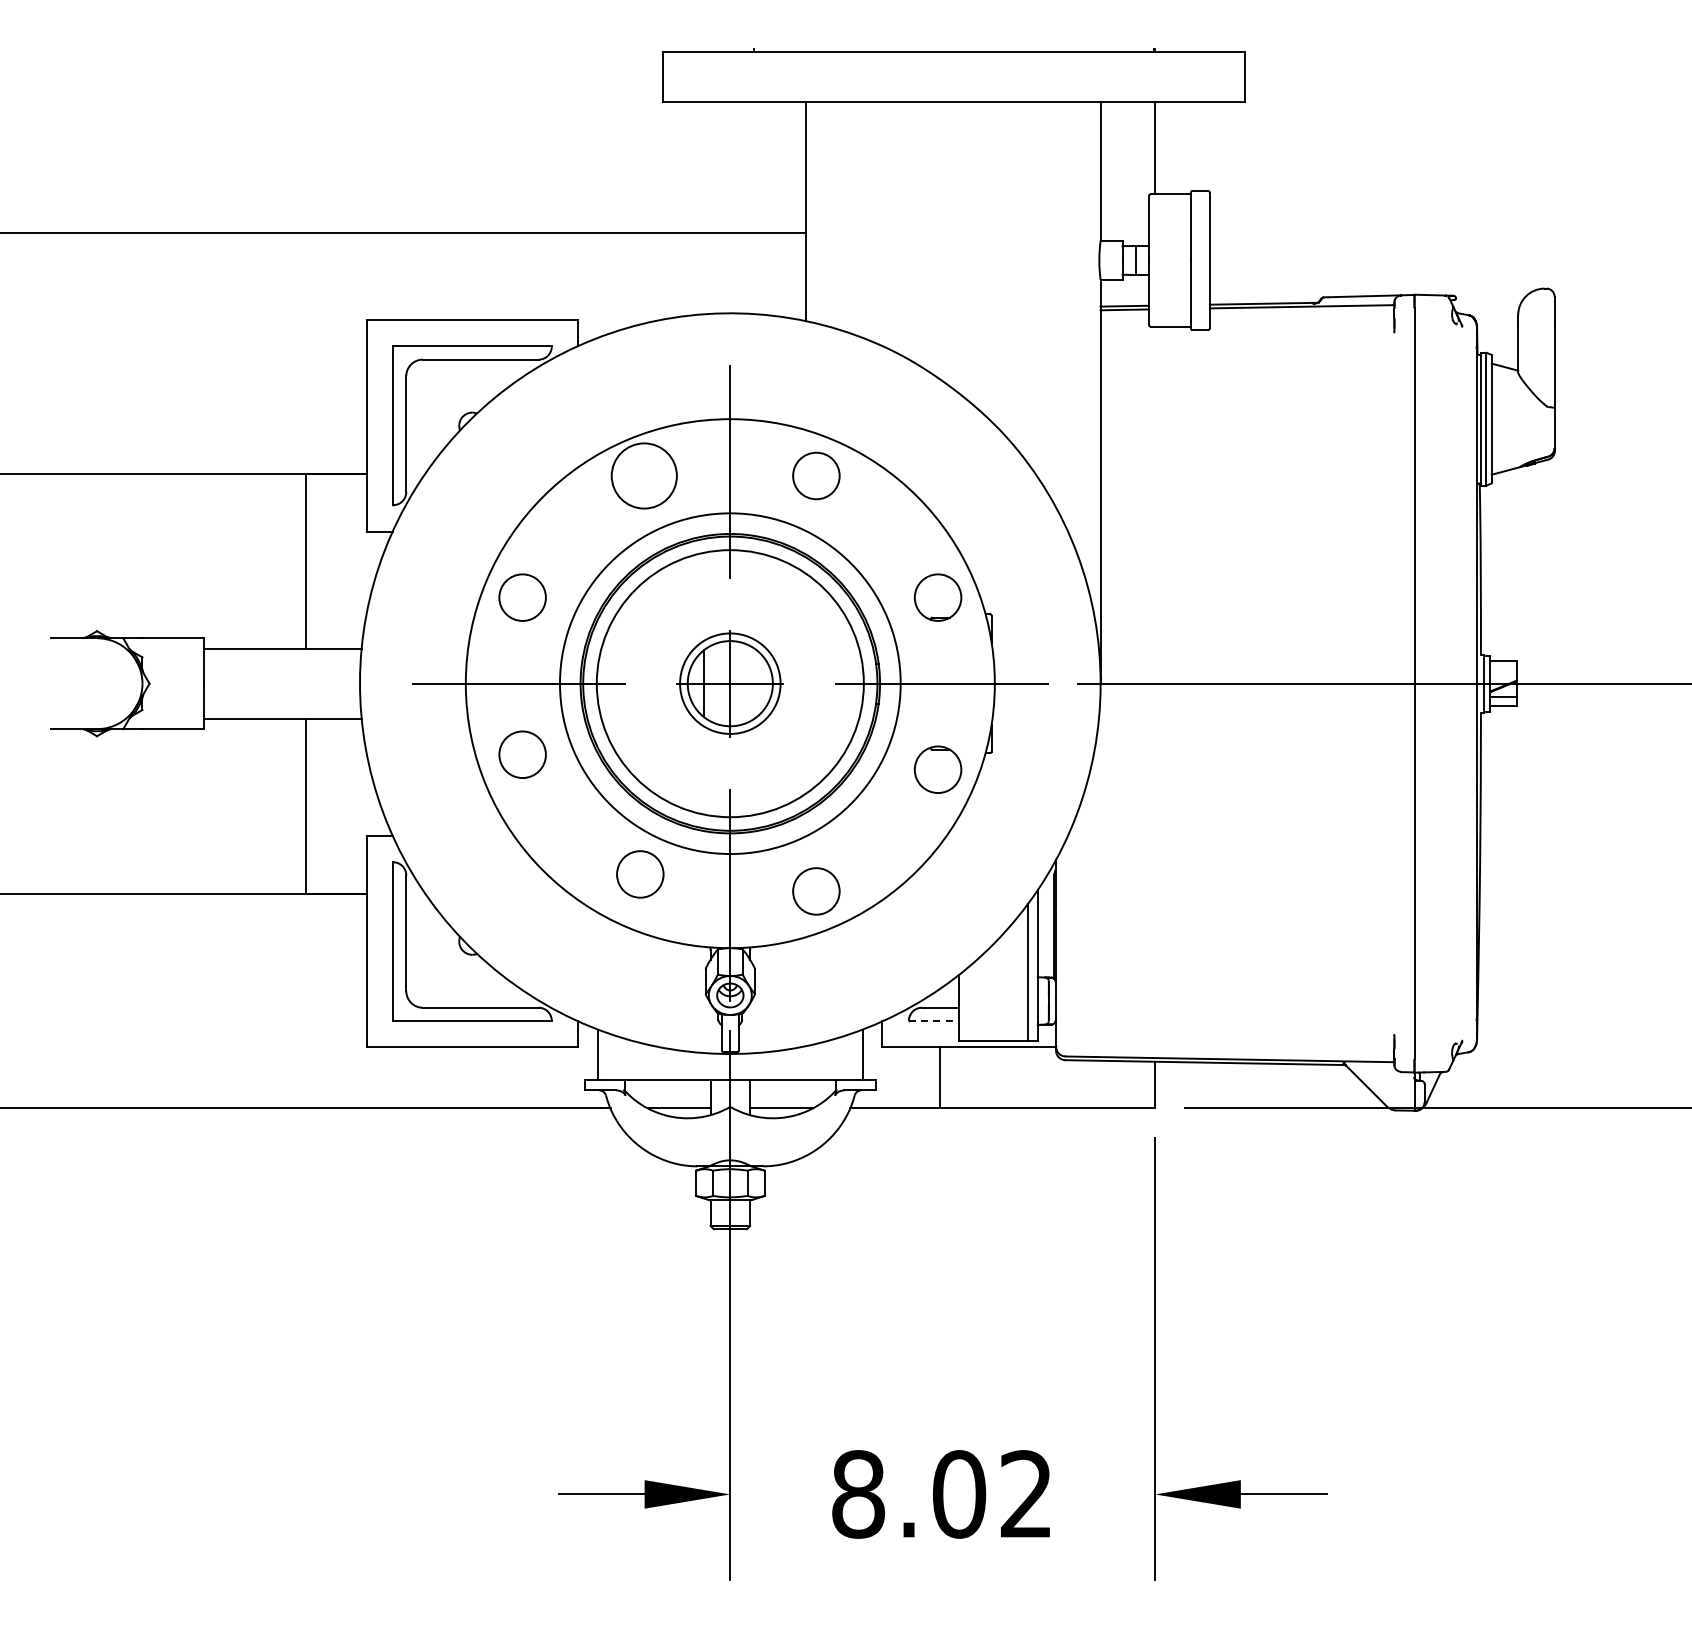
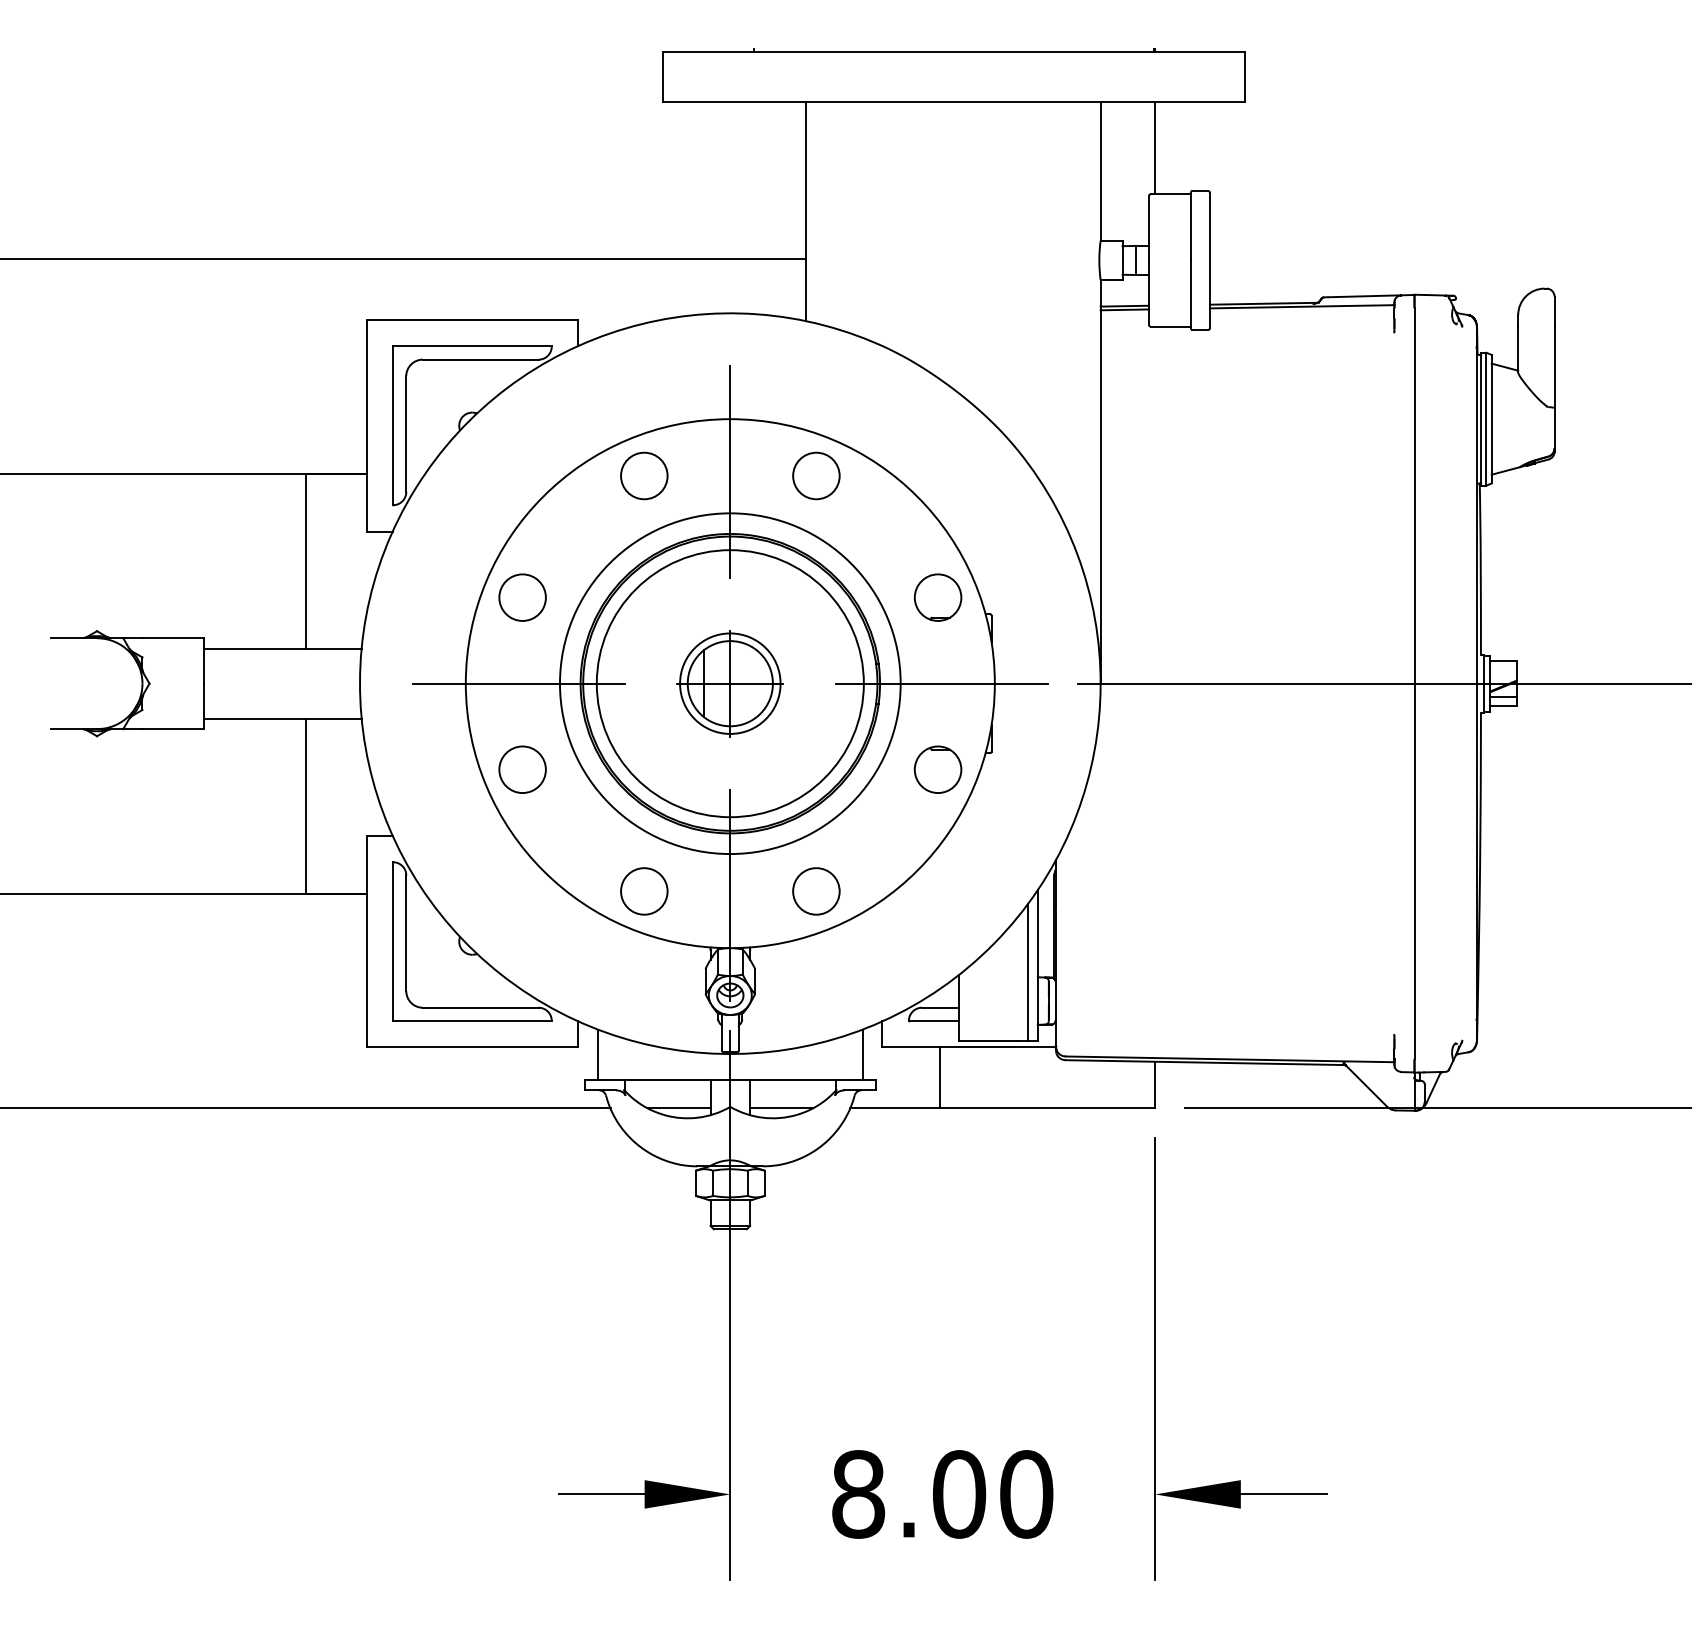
line position: (404, 232) -> (404, 258) (404, 258)
circle diameter: 65 px -> 47 px (644, 475)
circle position: (522, 754) -> (522, 769) (522, 769)
circle position: (640, 874) -> (644, 891) (644, 891)
line: dashed -> solid (933, 1020)
text: 8.02 -> 8.00 (1026, 1494)
